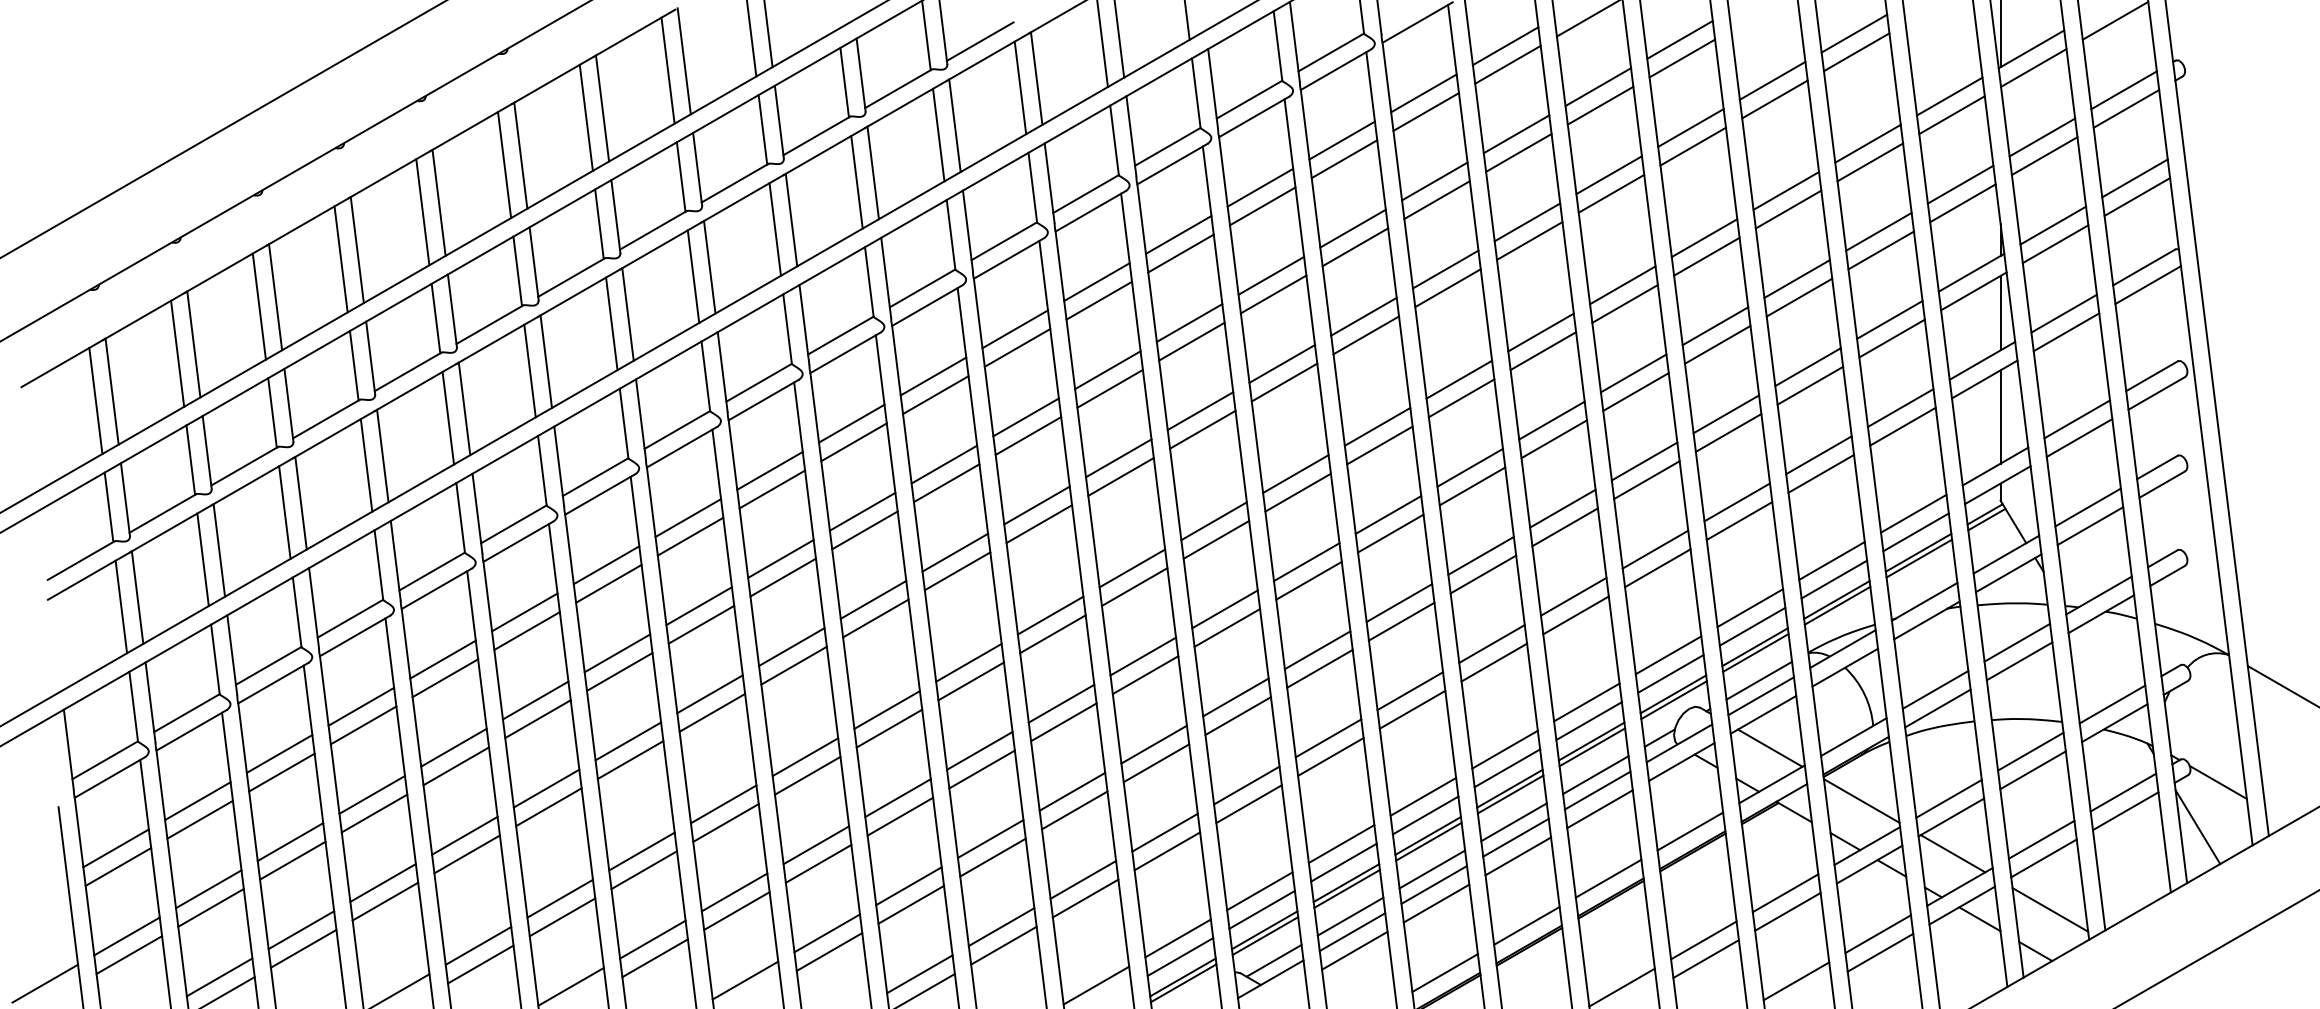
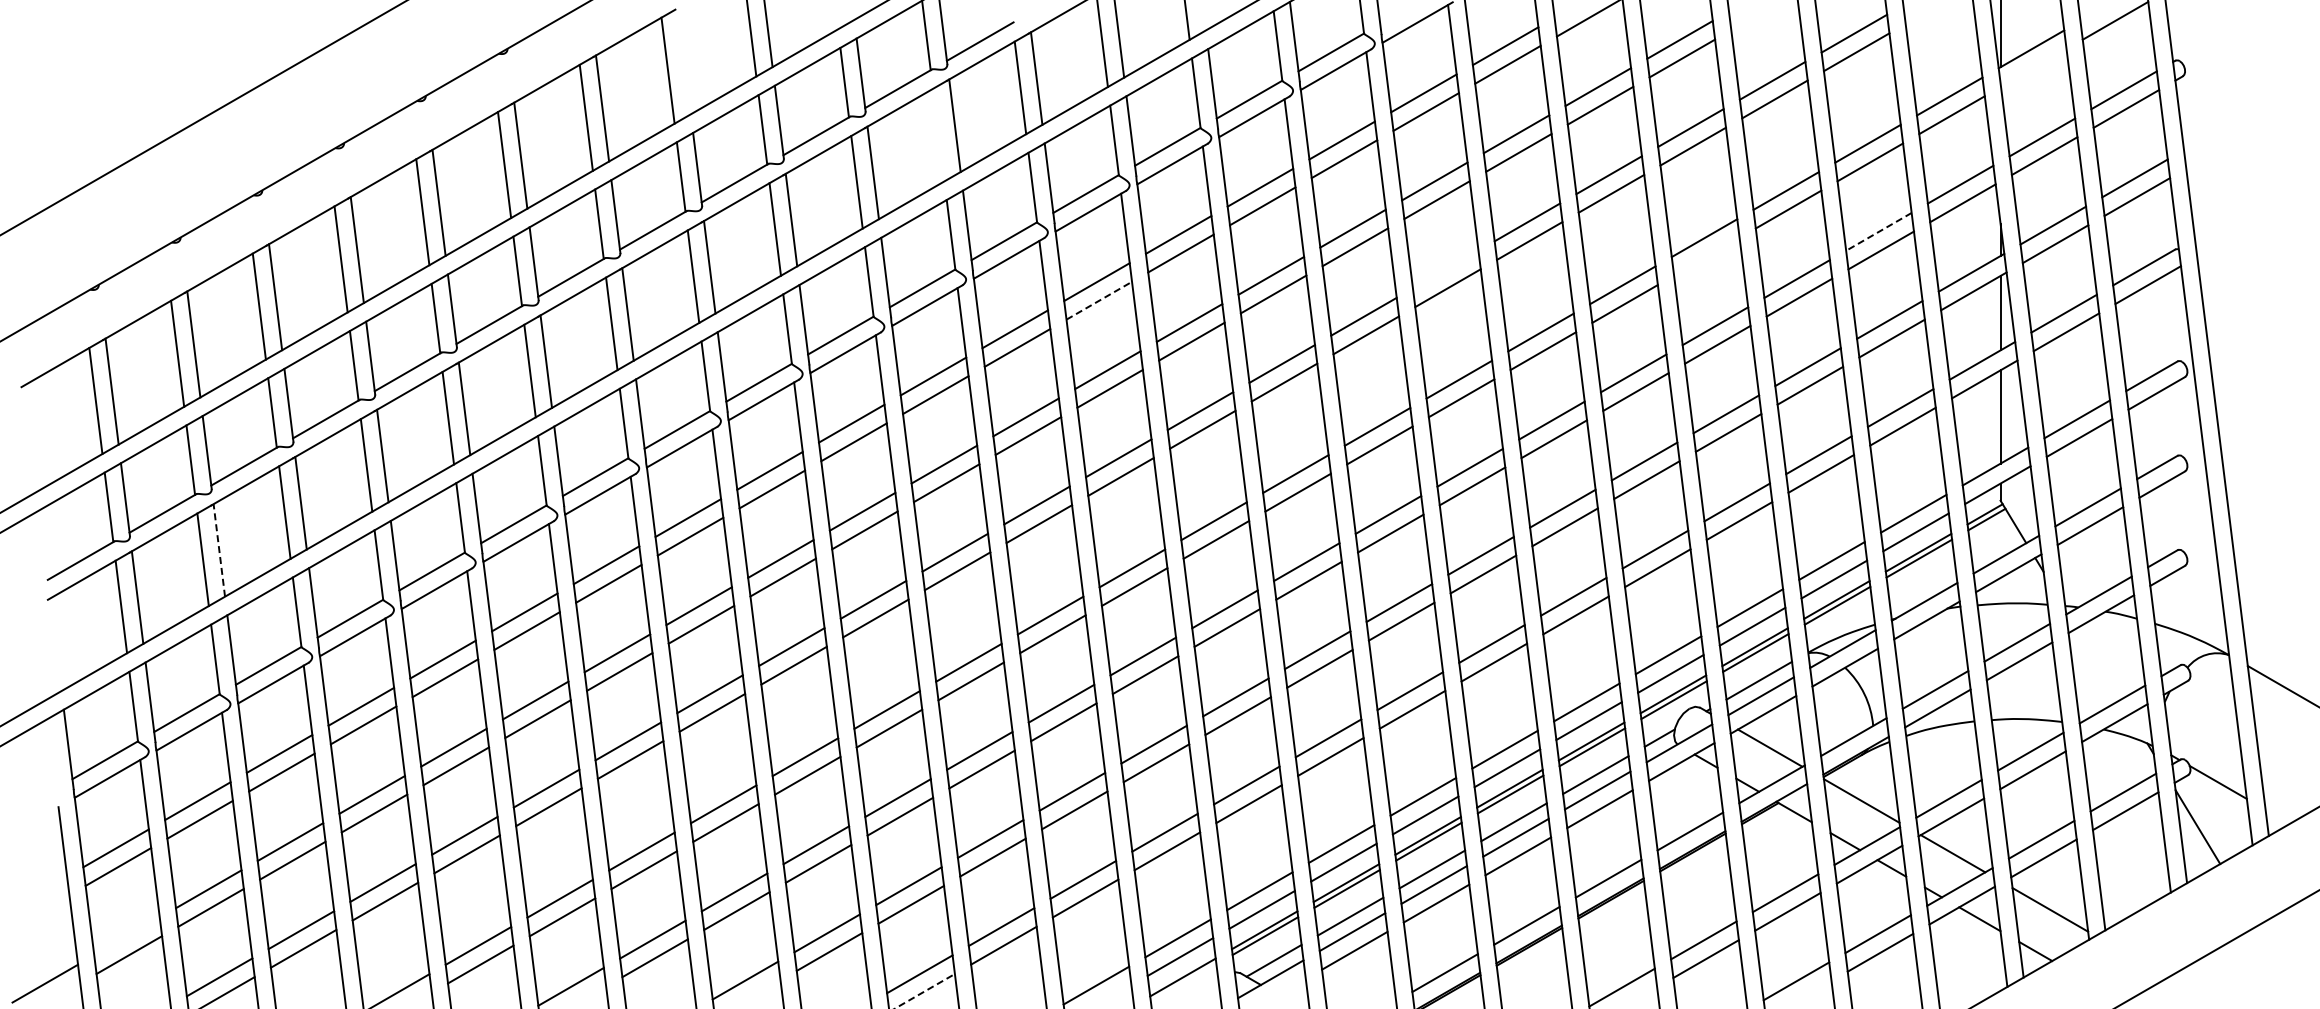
line: present -> none (683, 61)
line: present -> none (2033, 67)
line position: (222, 129) -> (202, 117) (202, 117)
line: present -> none (938, 134)
line: solid -> dashed (1878, 231)
line: present -> none (1706, 256)
line: present -> none (1445, 269)
line: solid -> dashed (1099, 300)
line: solid -> dashed (219, 550)
line: present -> none (126, 936)
line: present -> none (1183, 983)
line: solid -> dashed (924, 991)
